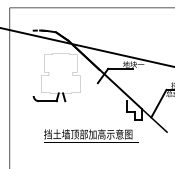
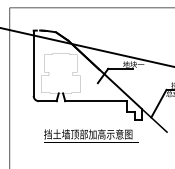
line: none -> present (33, 63)
line: none -> present (95, 101)
